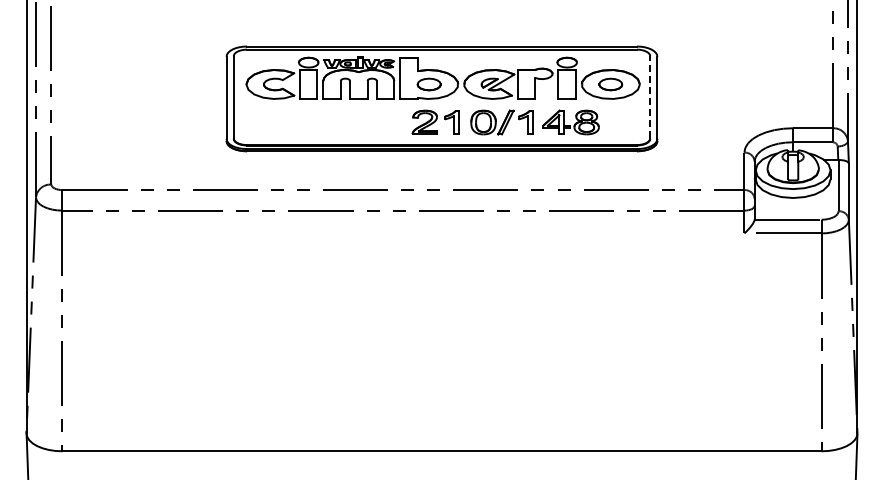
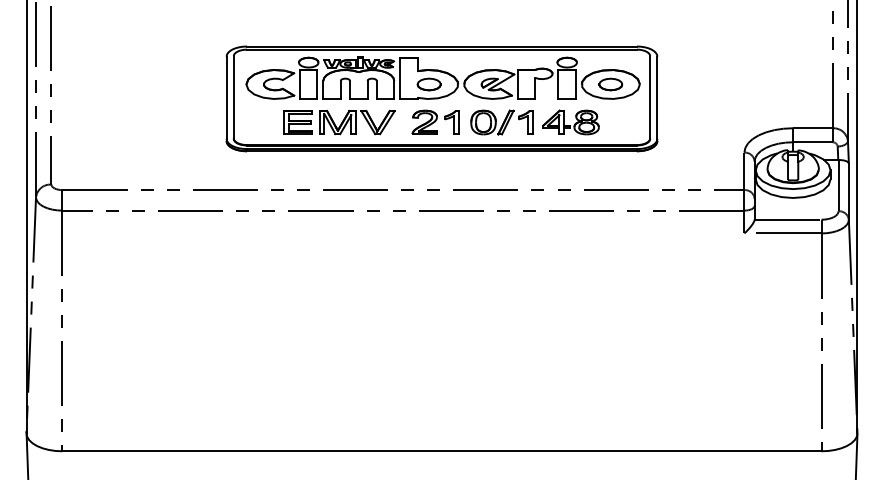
line: dashed -> solid (650, 96)
part: none -> present (339, 122)
